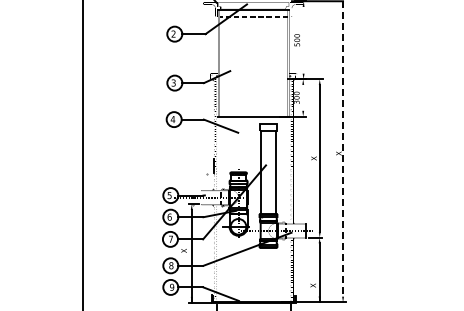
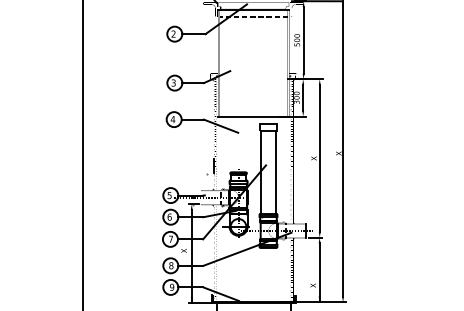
line: none -> present (303, 40)
line: none -> present (303, 97)
line: dashed -> solid (343, 148)
